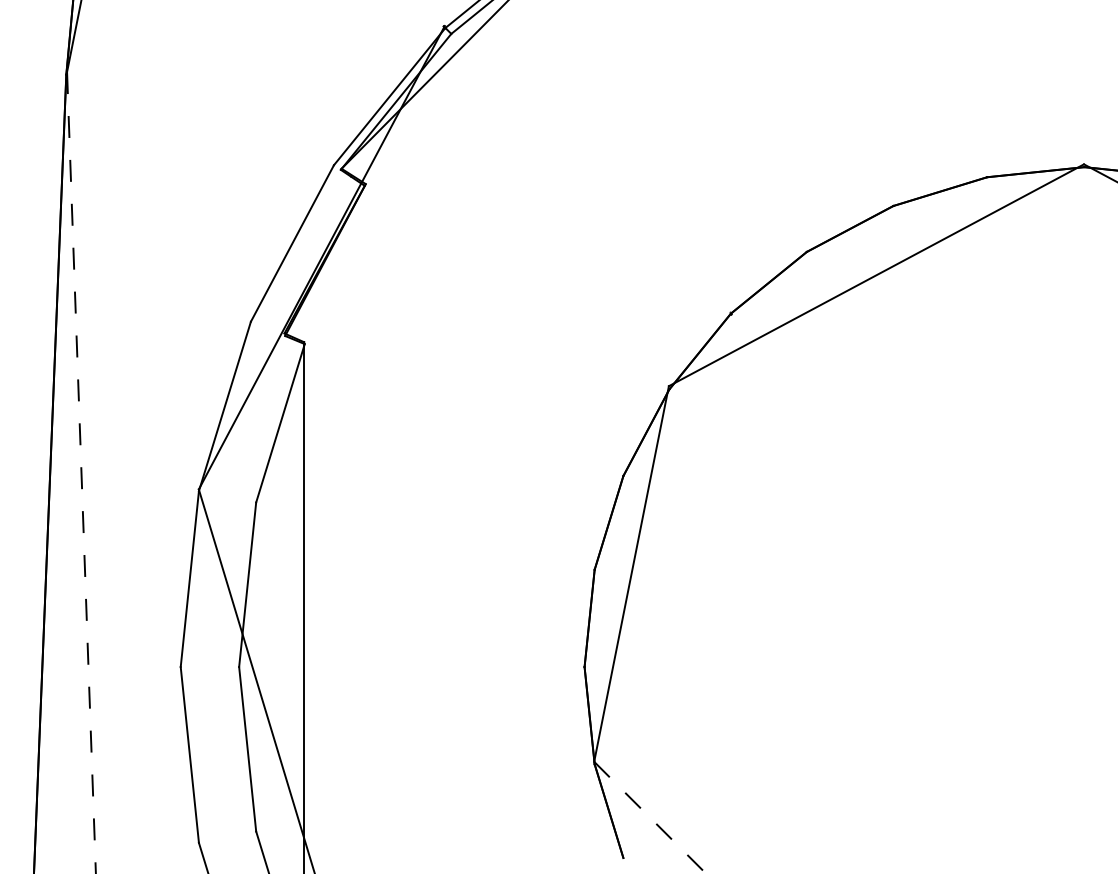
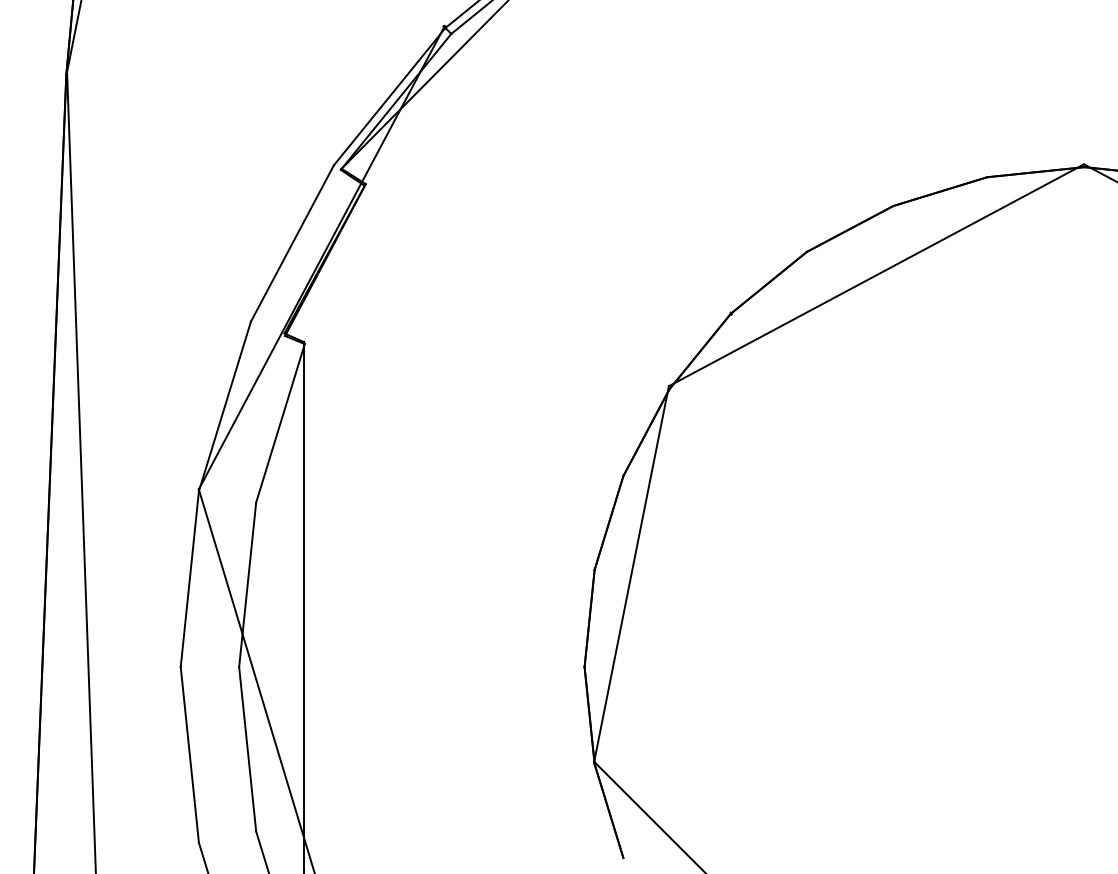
line: dashed -> solid (81, 472)
line: dashed -> solid (649, 817)
